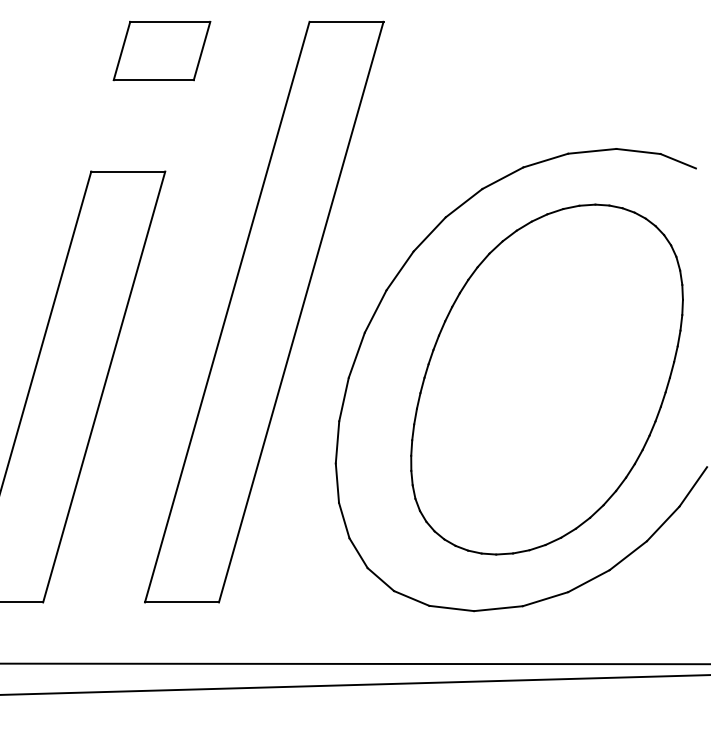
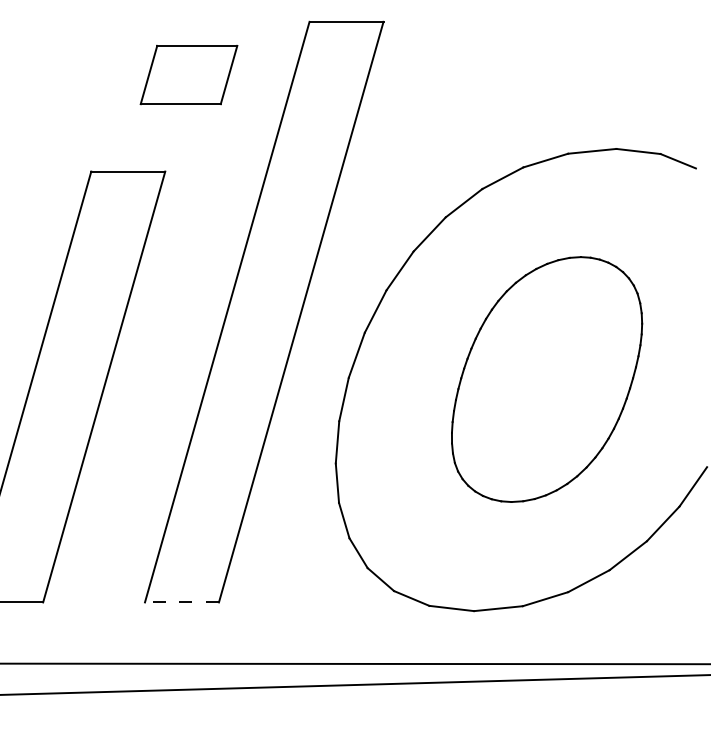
part position: (161, 50) -> (188, 74) (188, 74)
part size: 274x353 px -> 193x247 px (547, 379)
line: solid -> dashed (181, 602)
